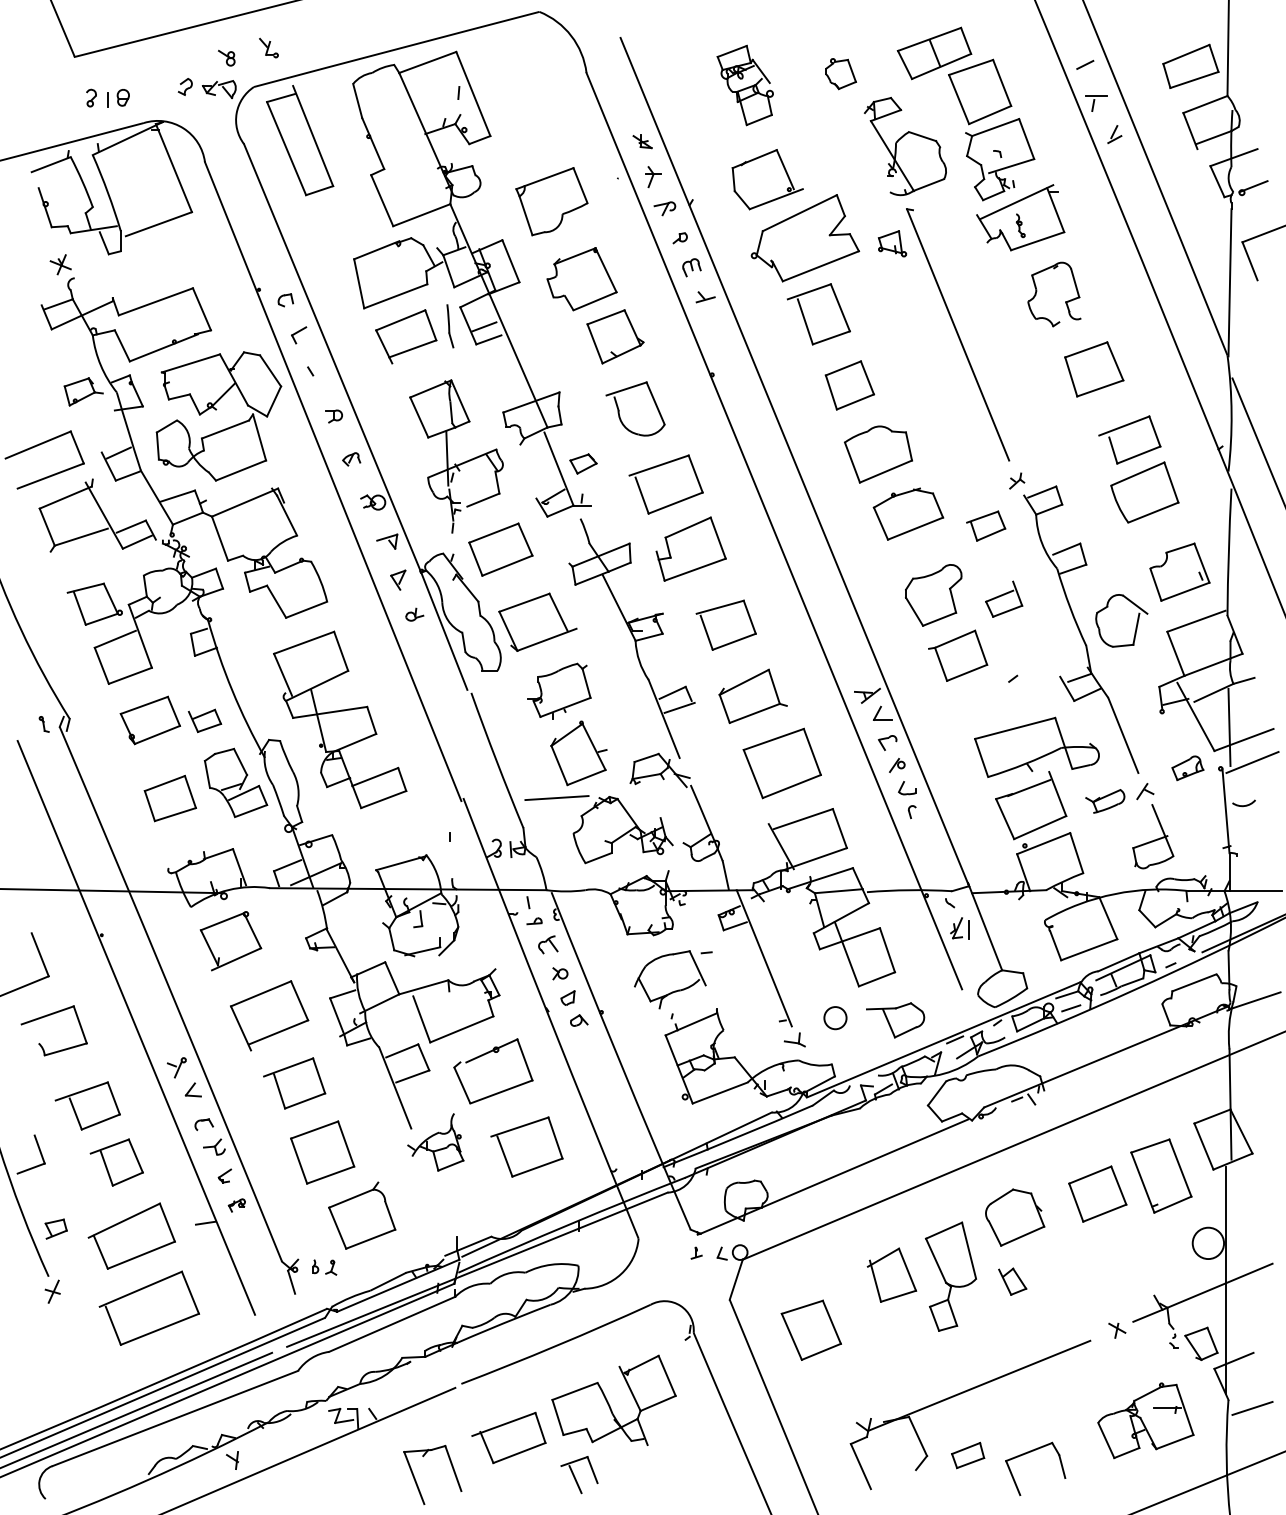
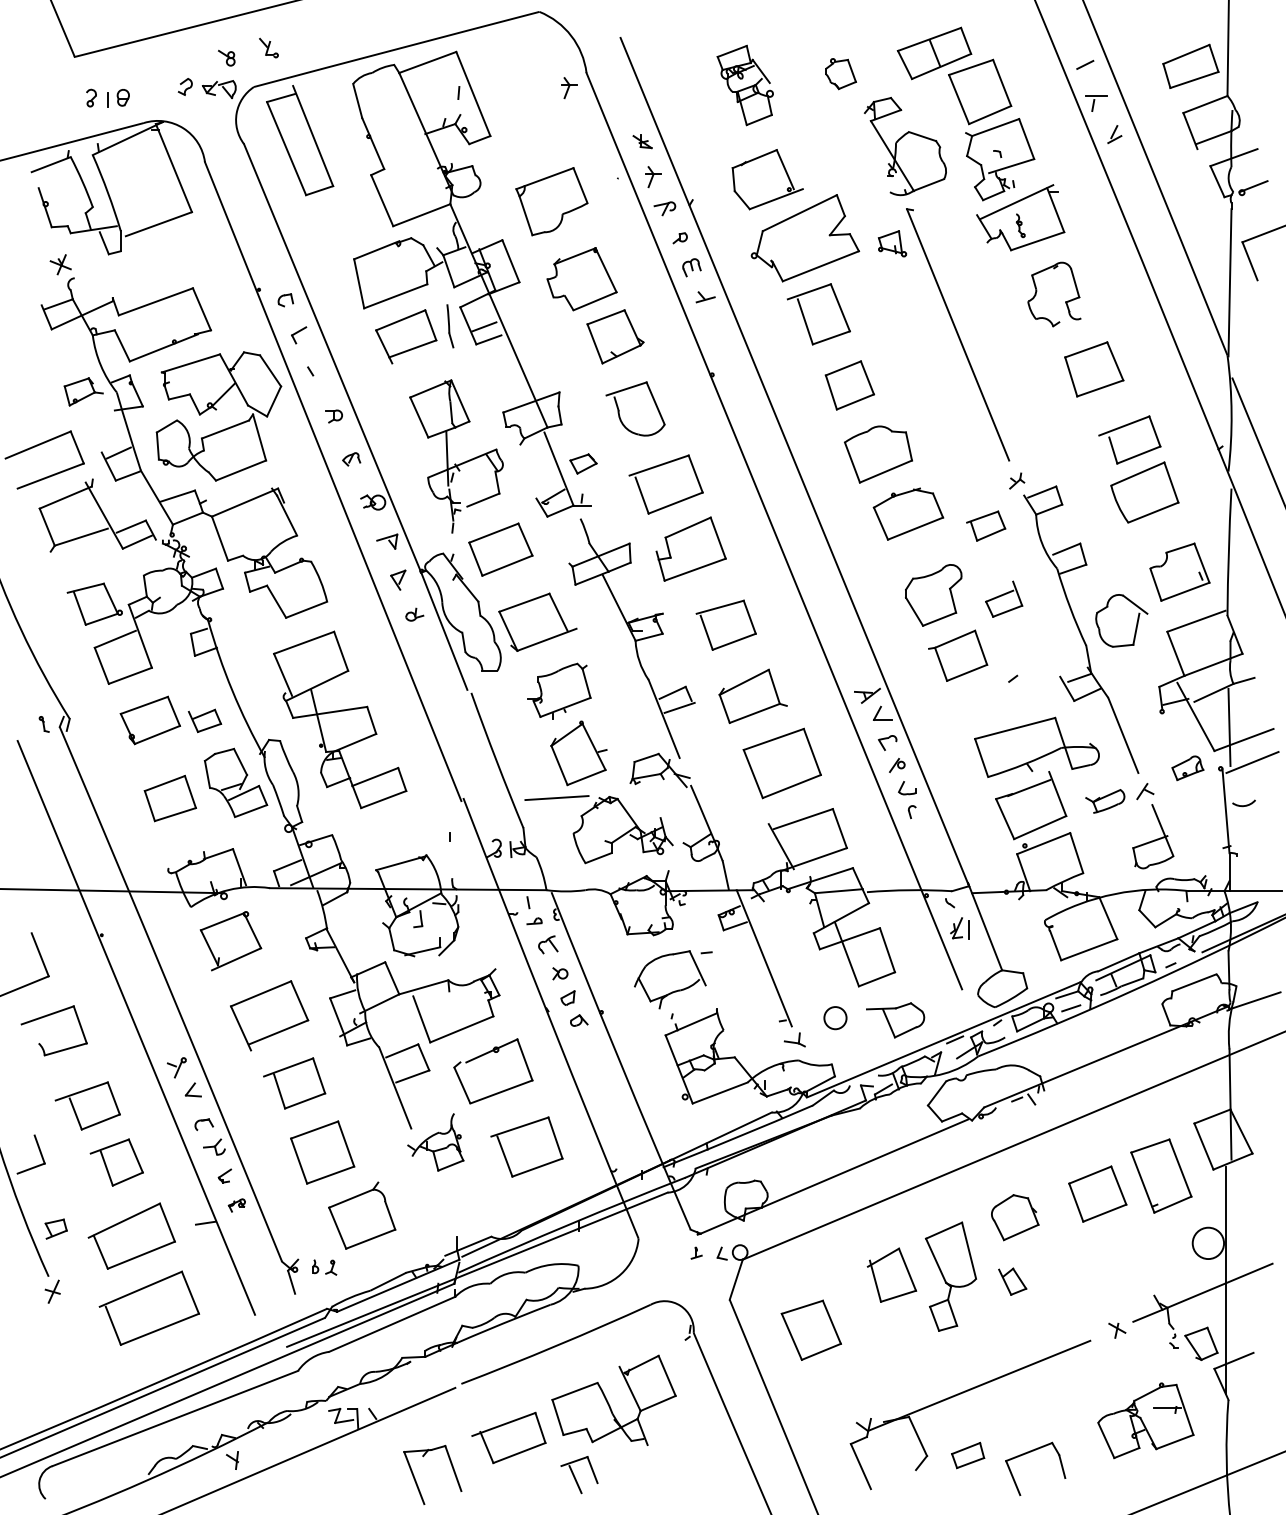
part: none -> present (569, 88)
part size: 61x59 px -> 49x48 px (1015, 1217)
line: present -> none (1252, 1407)
line: present -> none (137, 1409)
